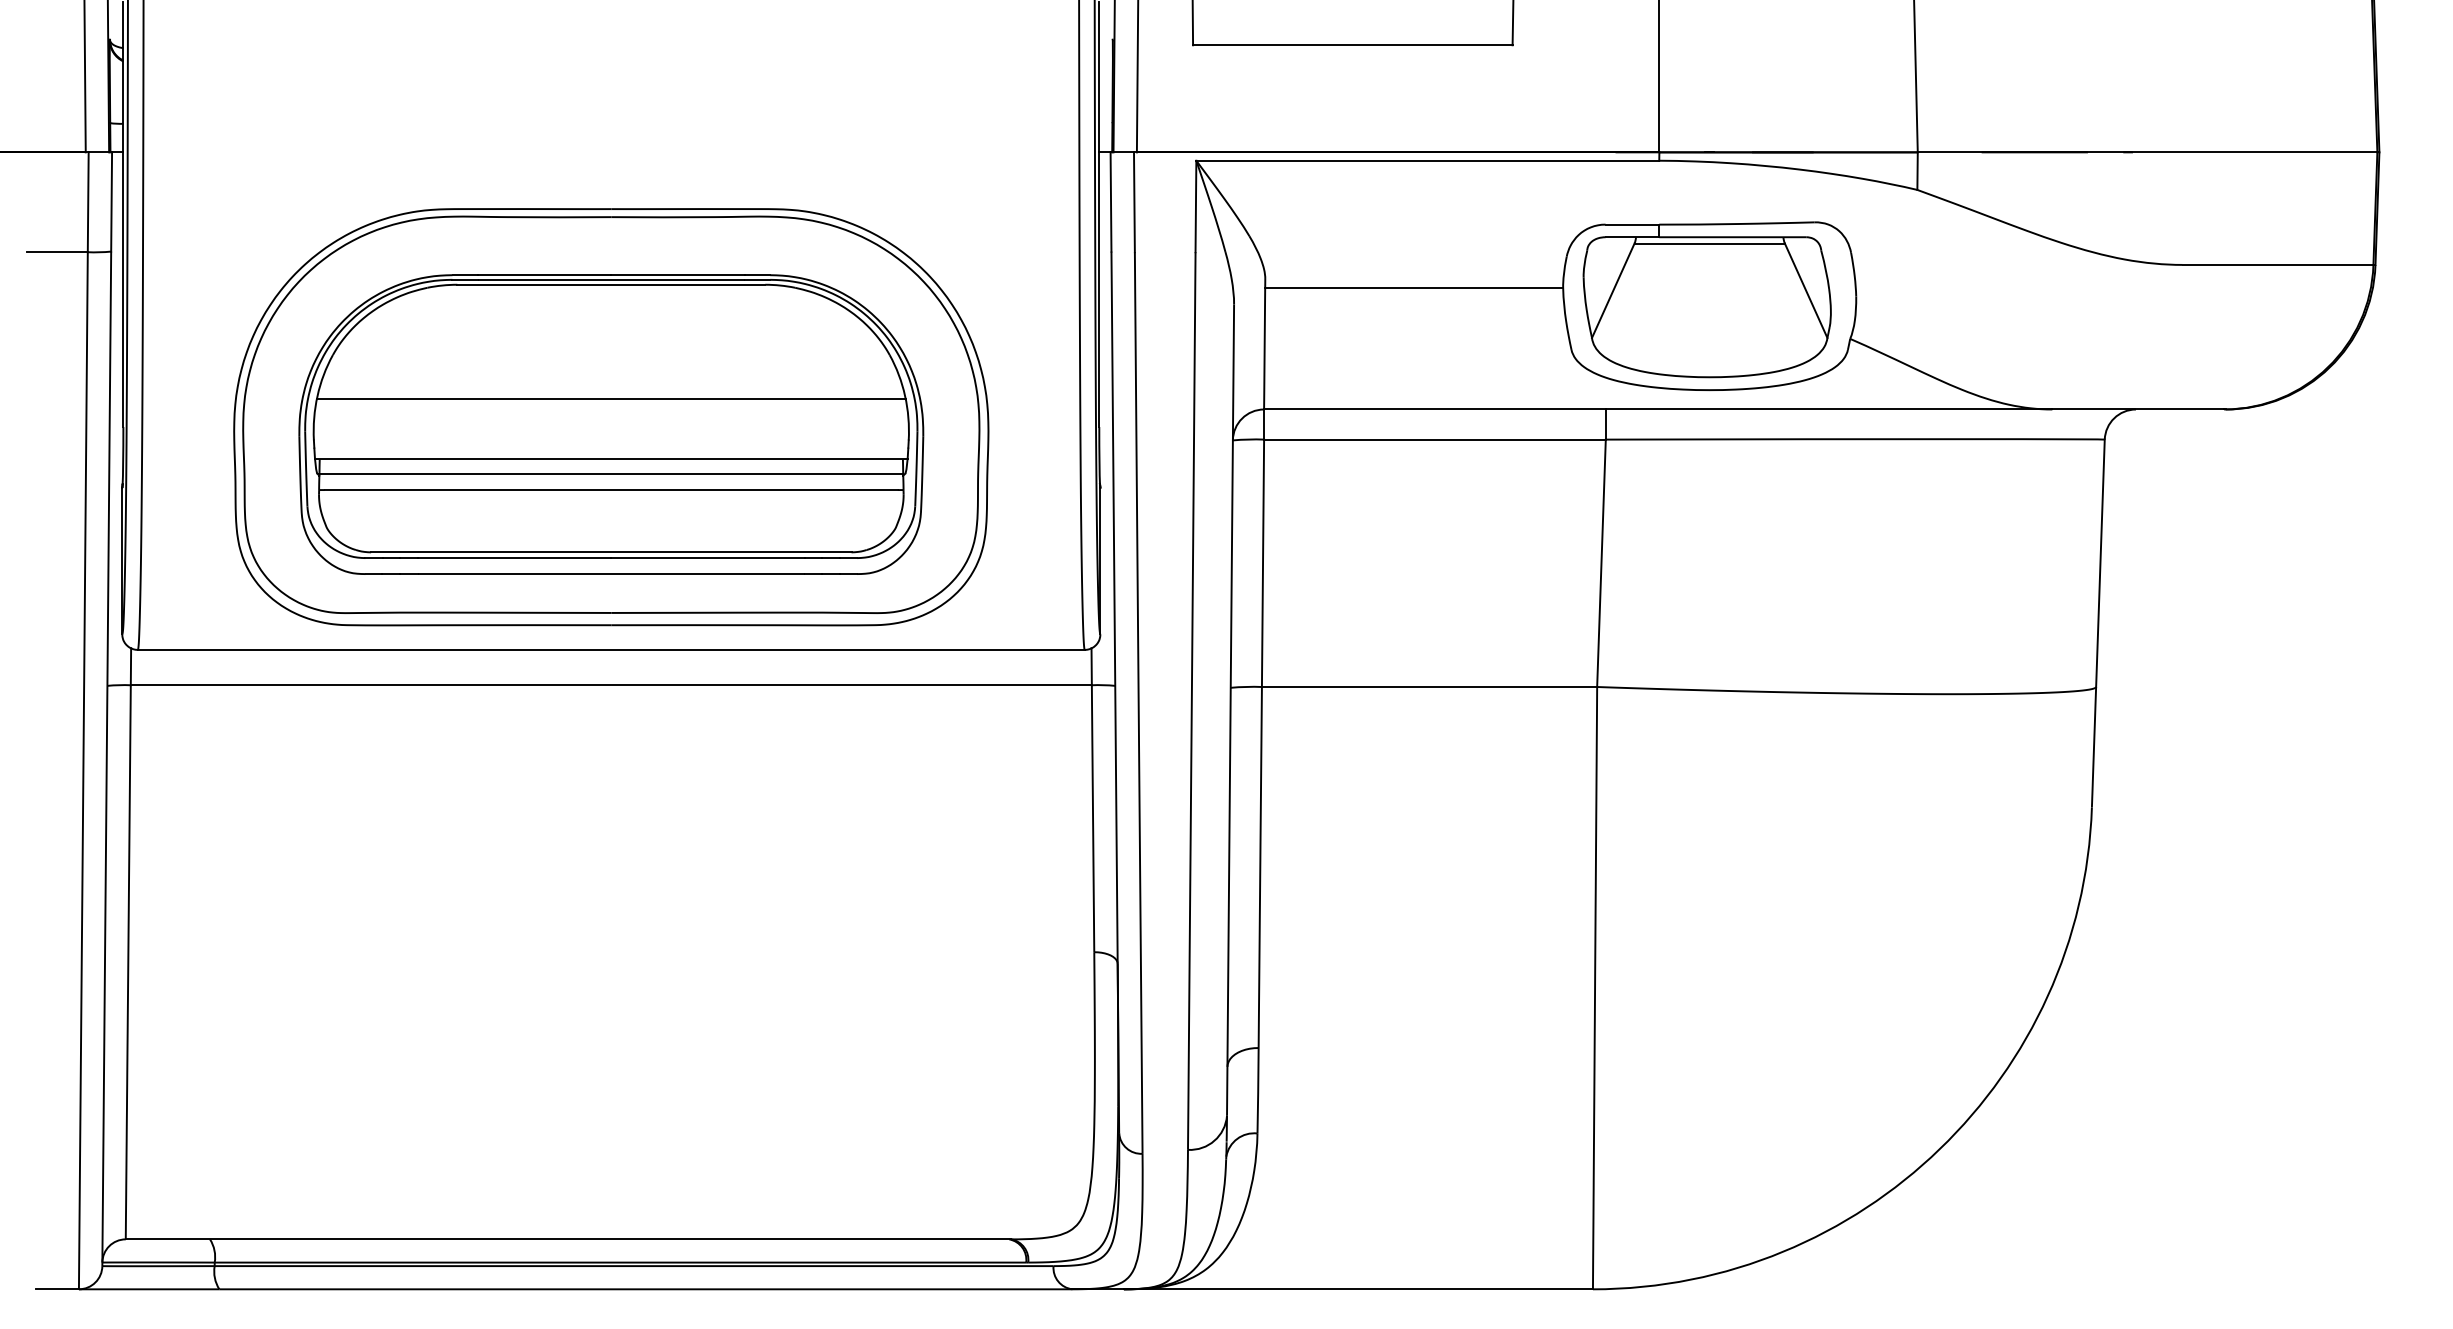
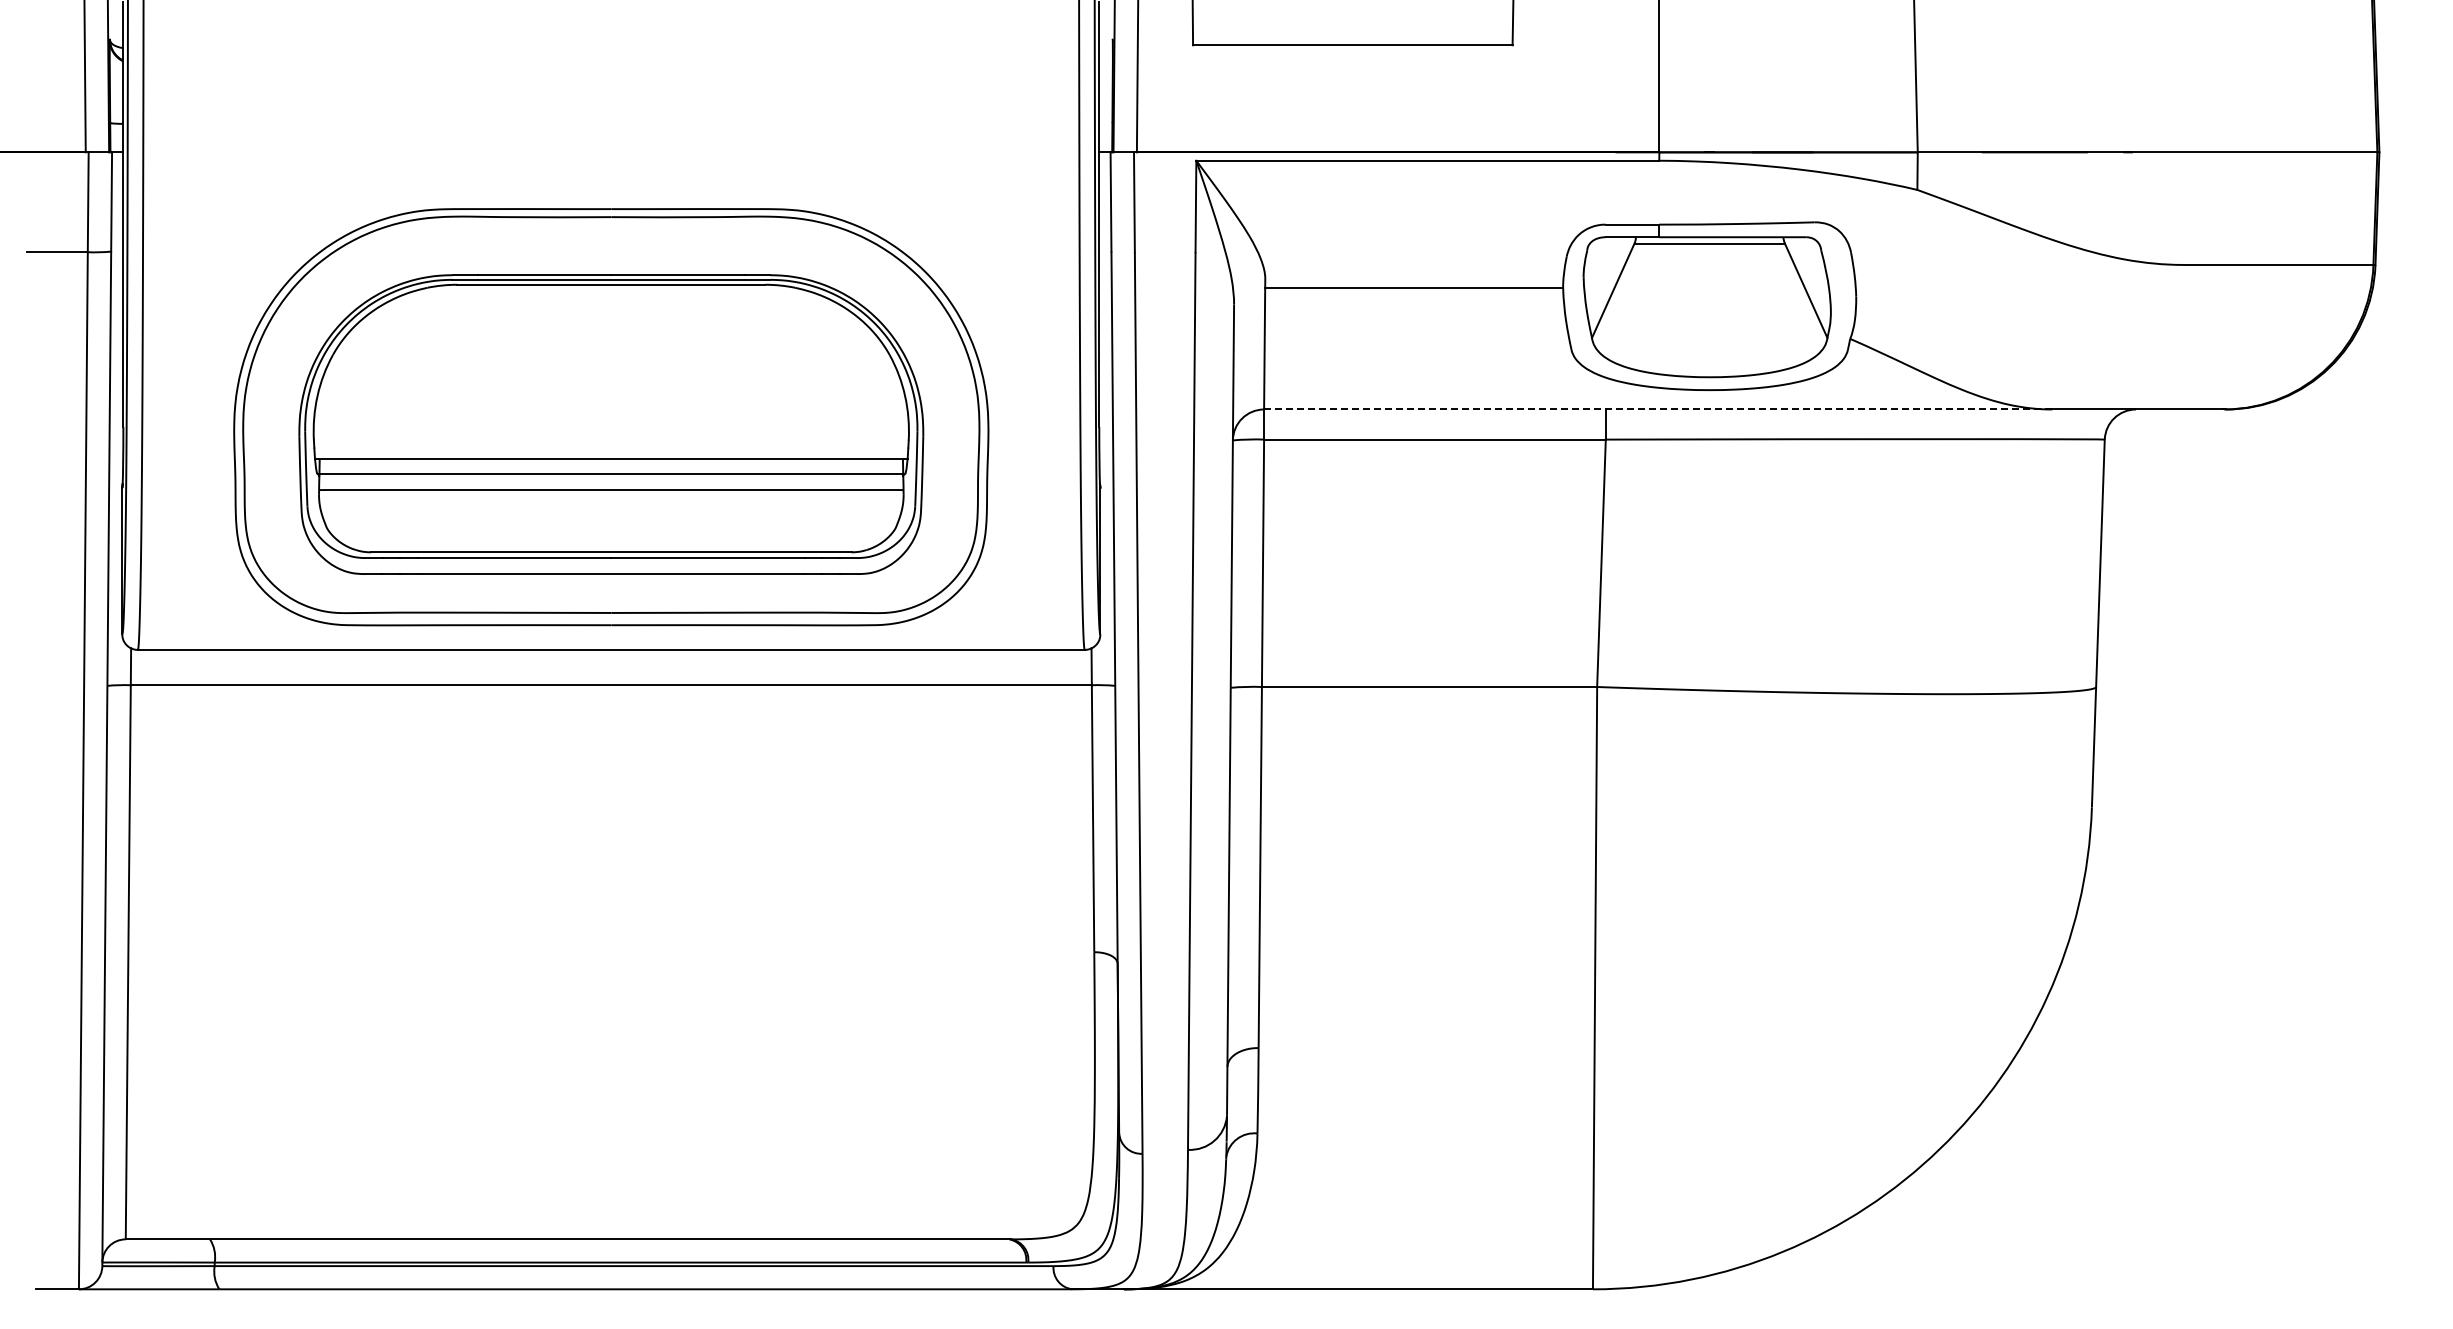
line: present -> none (610, 399)
line: solid -> dashed (1658, 409)
